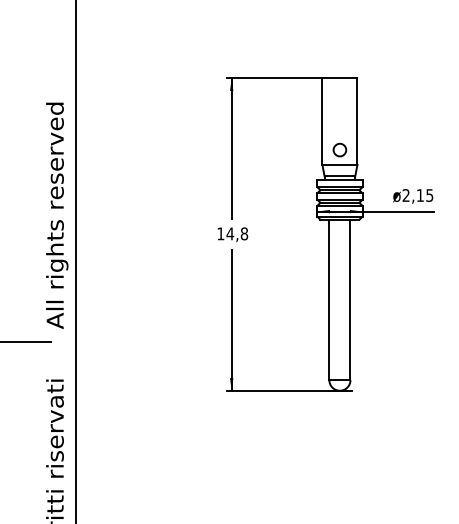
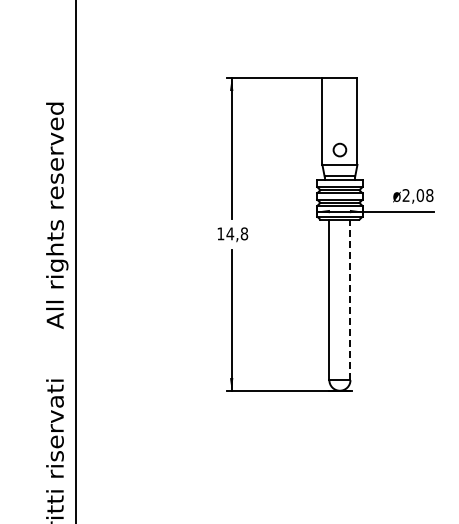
text: 2,15 -> 2,08 (424, 195)
line: solid -> dashed (350, 299)
line: present -> none (26, 341)
